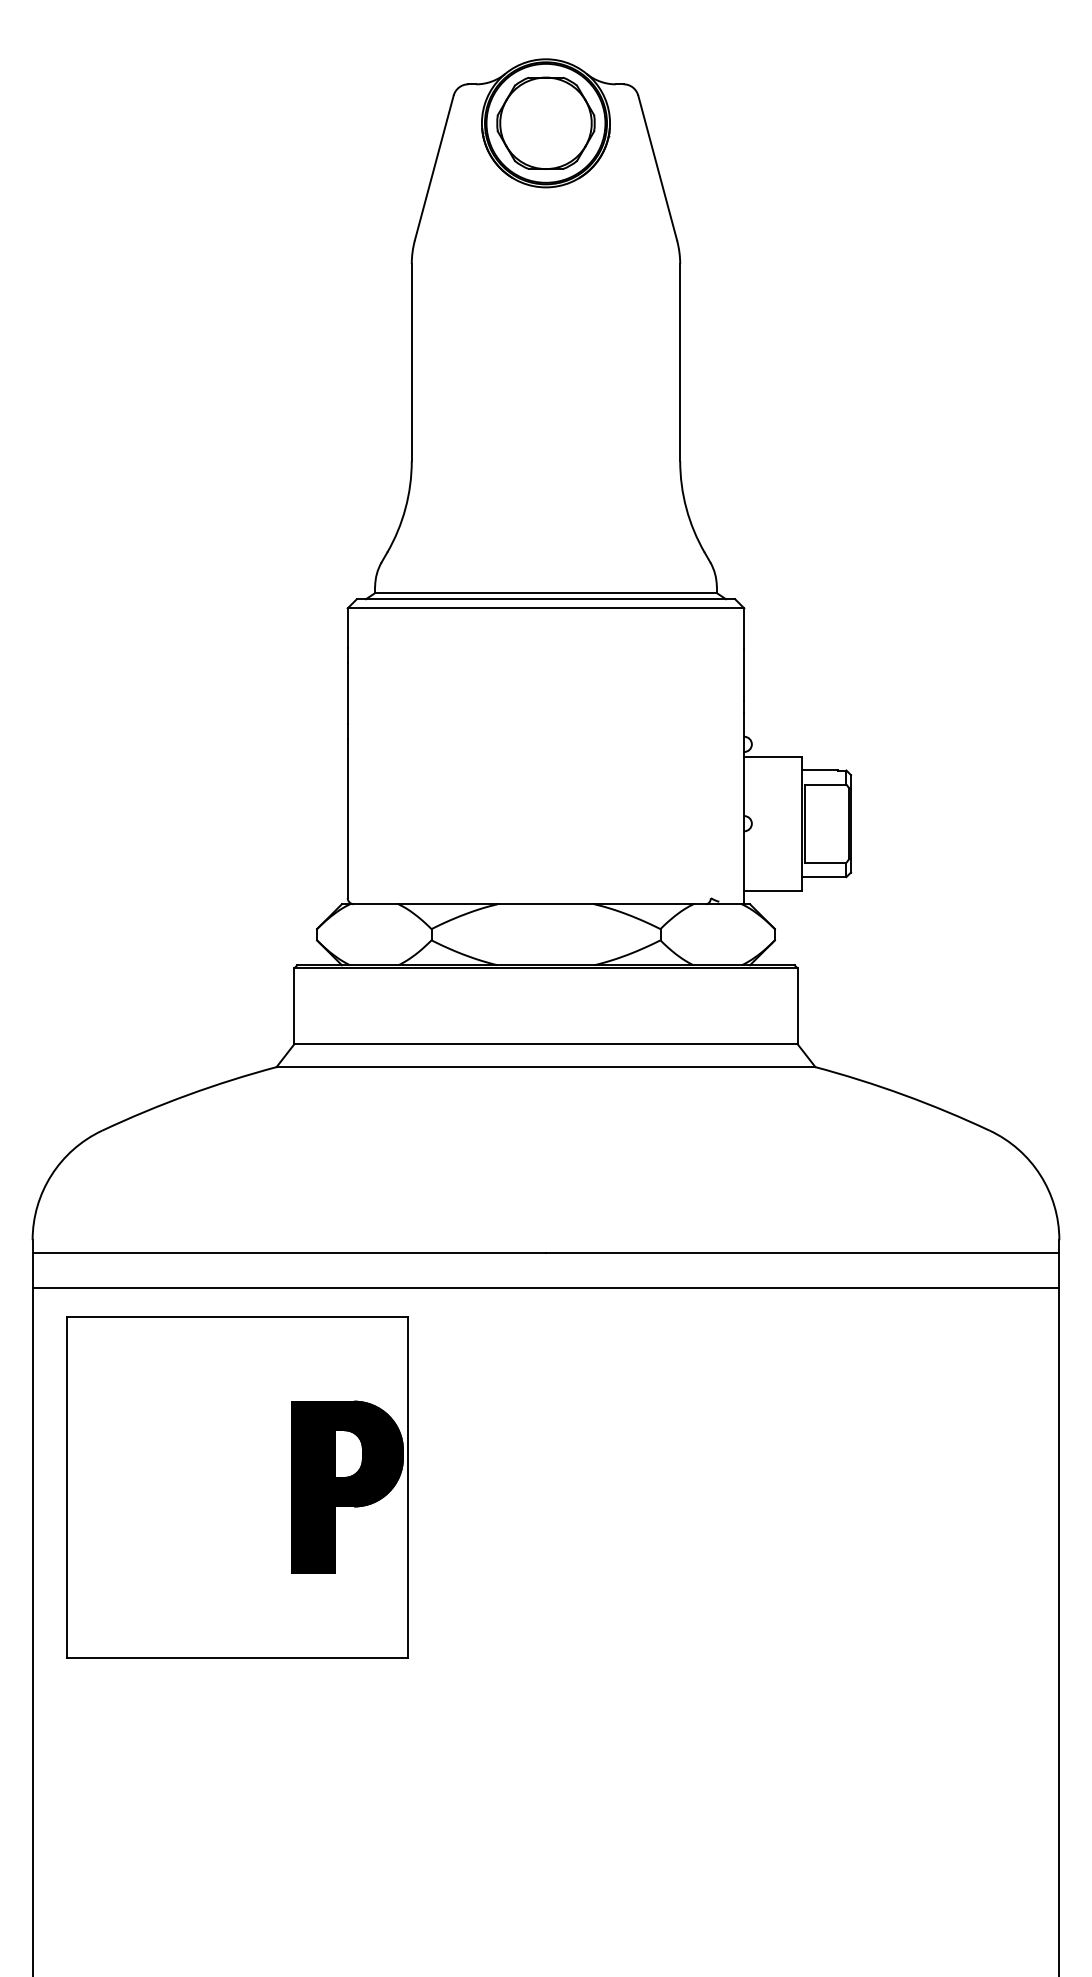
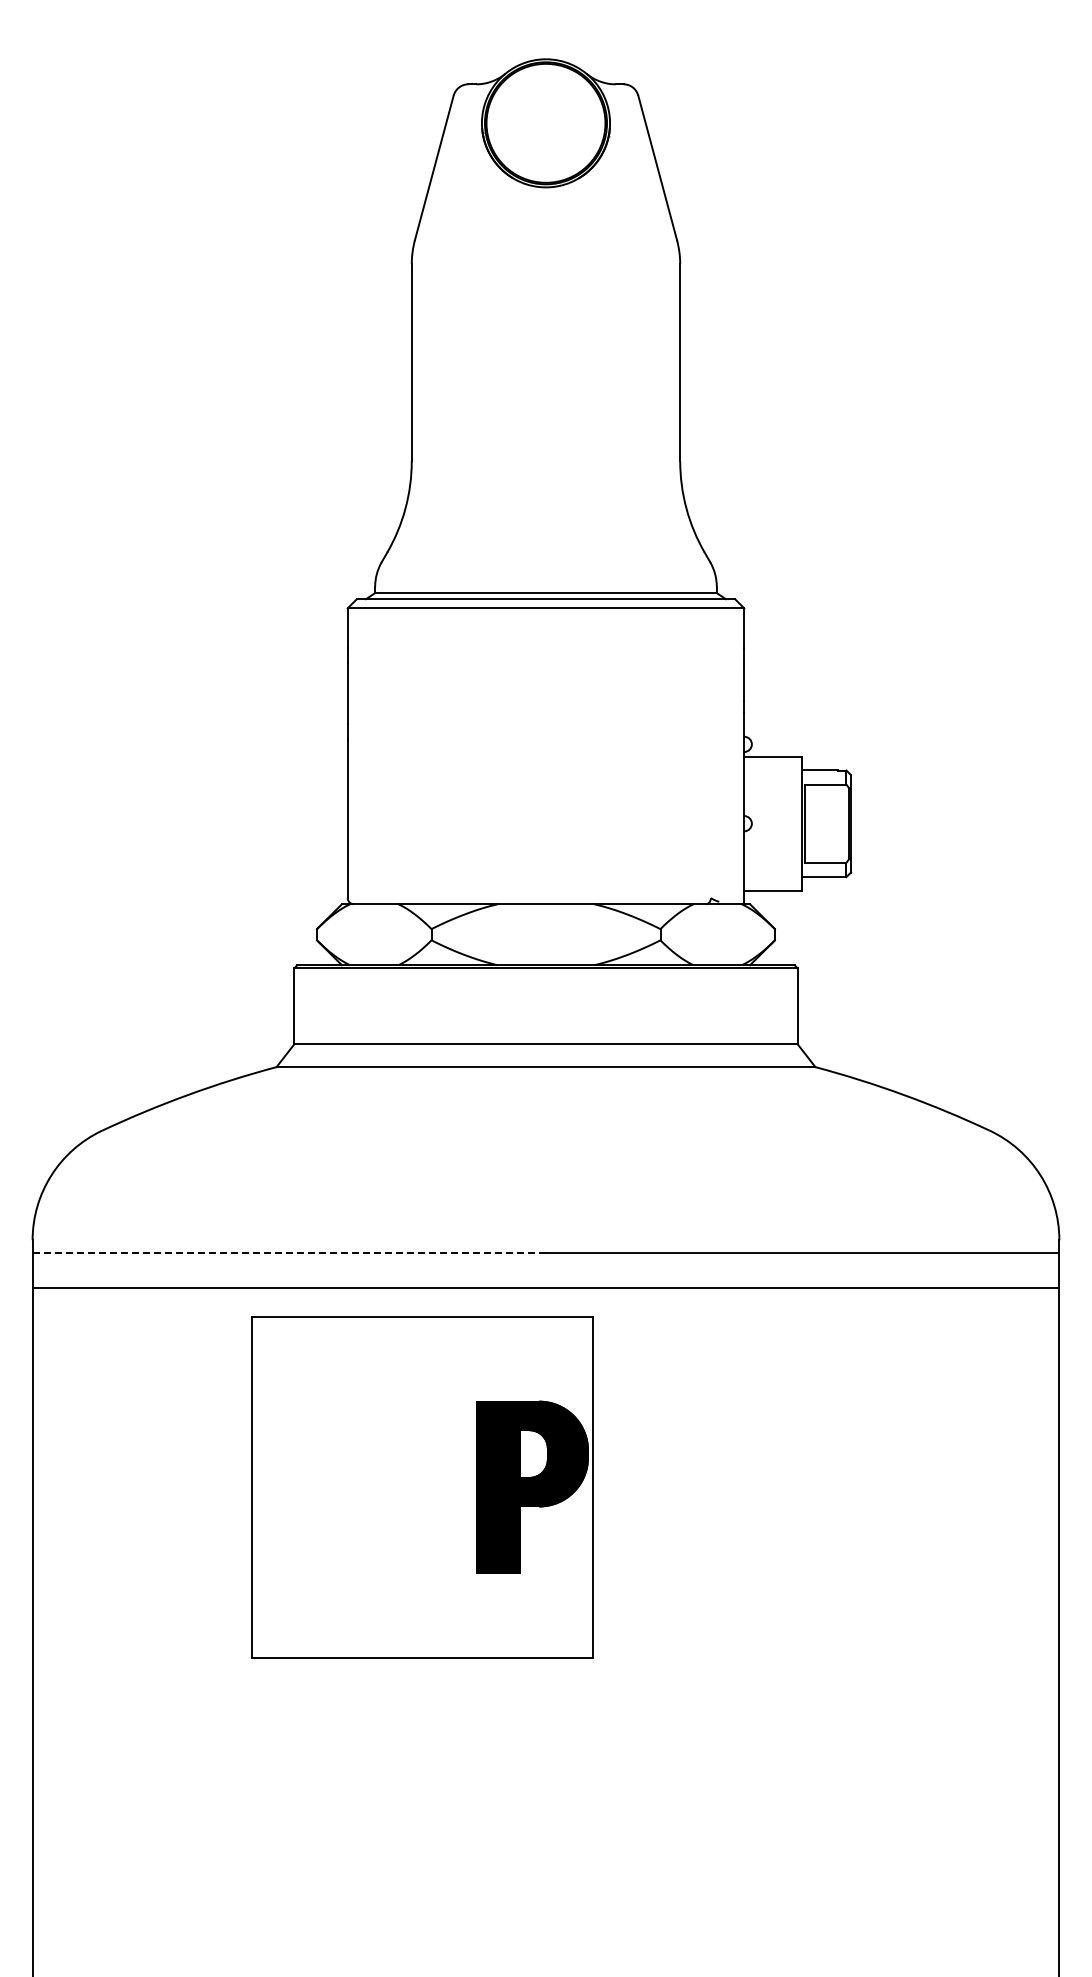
part: present -> none (545, 122)
line: solid -> dashed (289, 1253)
part position: (237, 1487) -> (422, 1487) (422, 1487)
